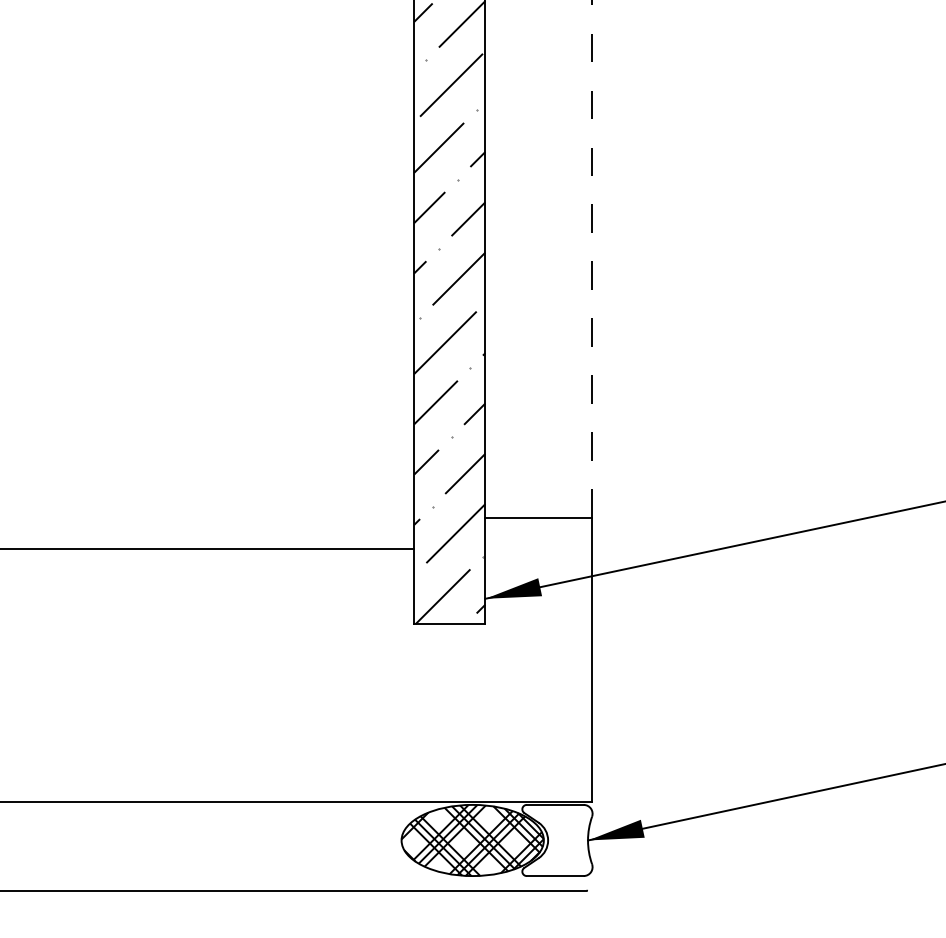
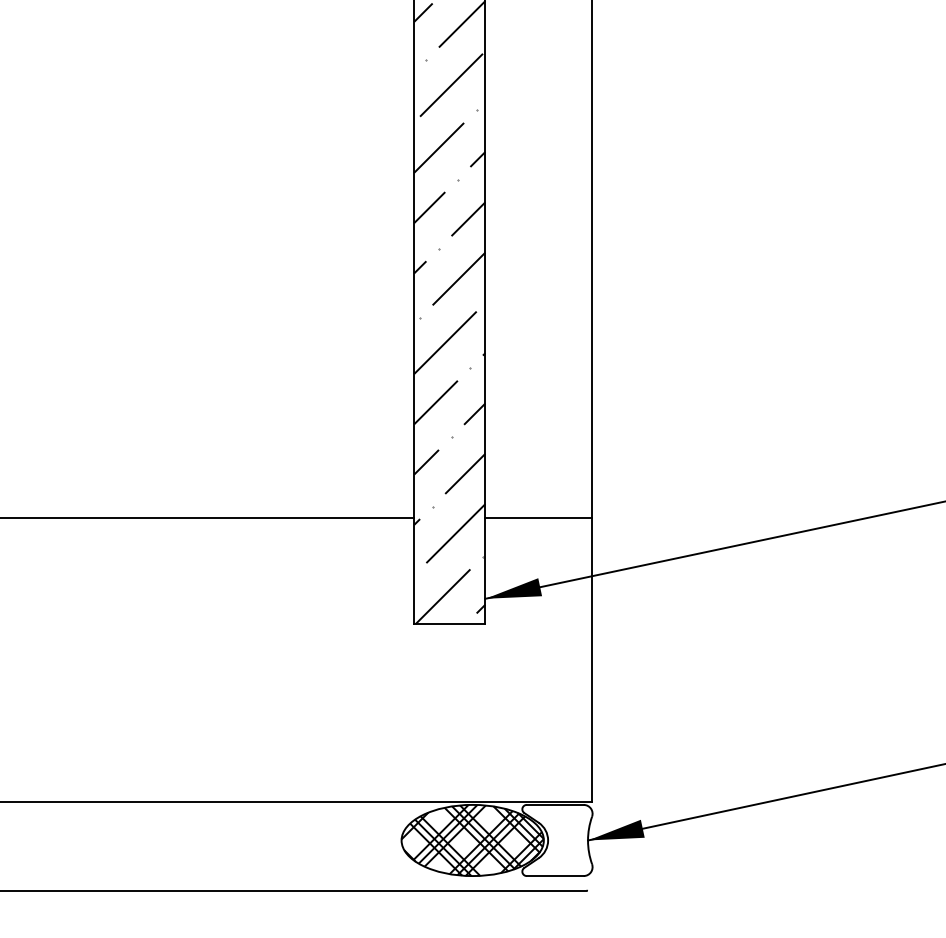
line: dashed -> solid (592, 258)
line position: (208, 548) -> (208, 517) (208, 517)
